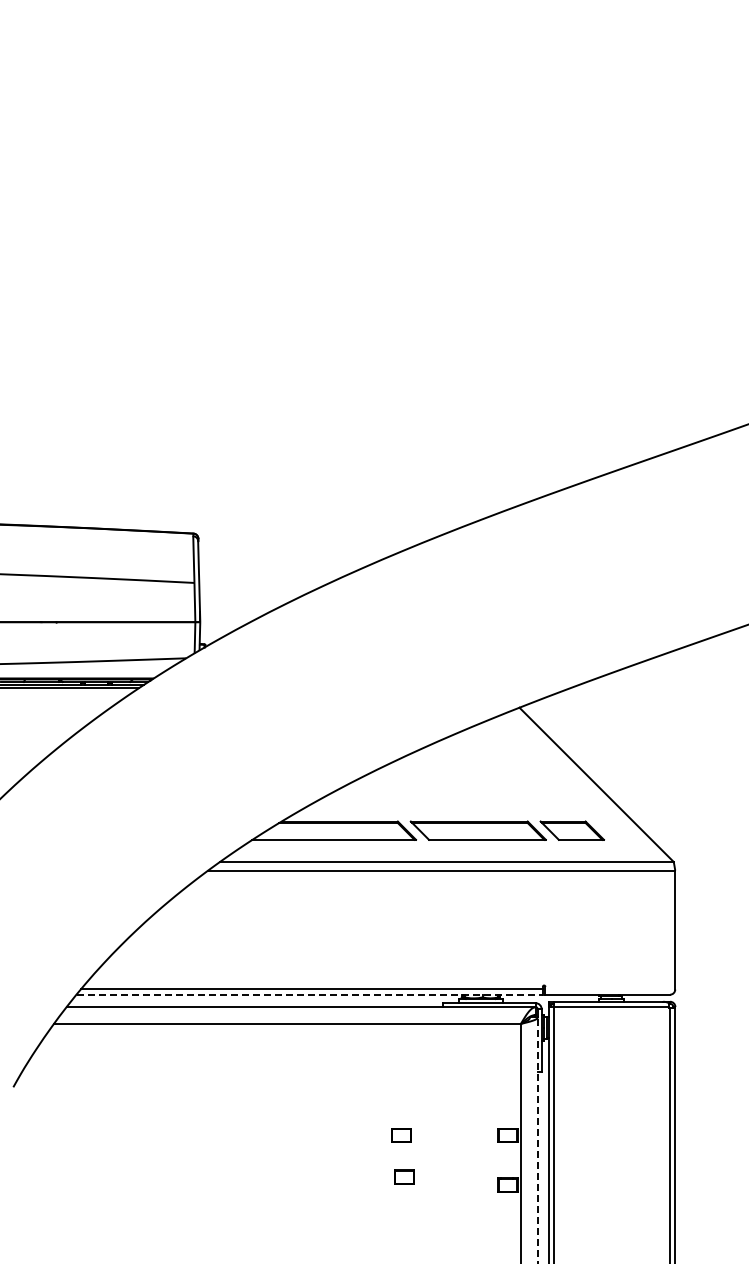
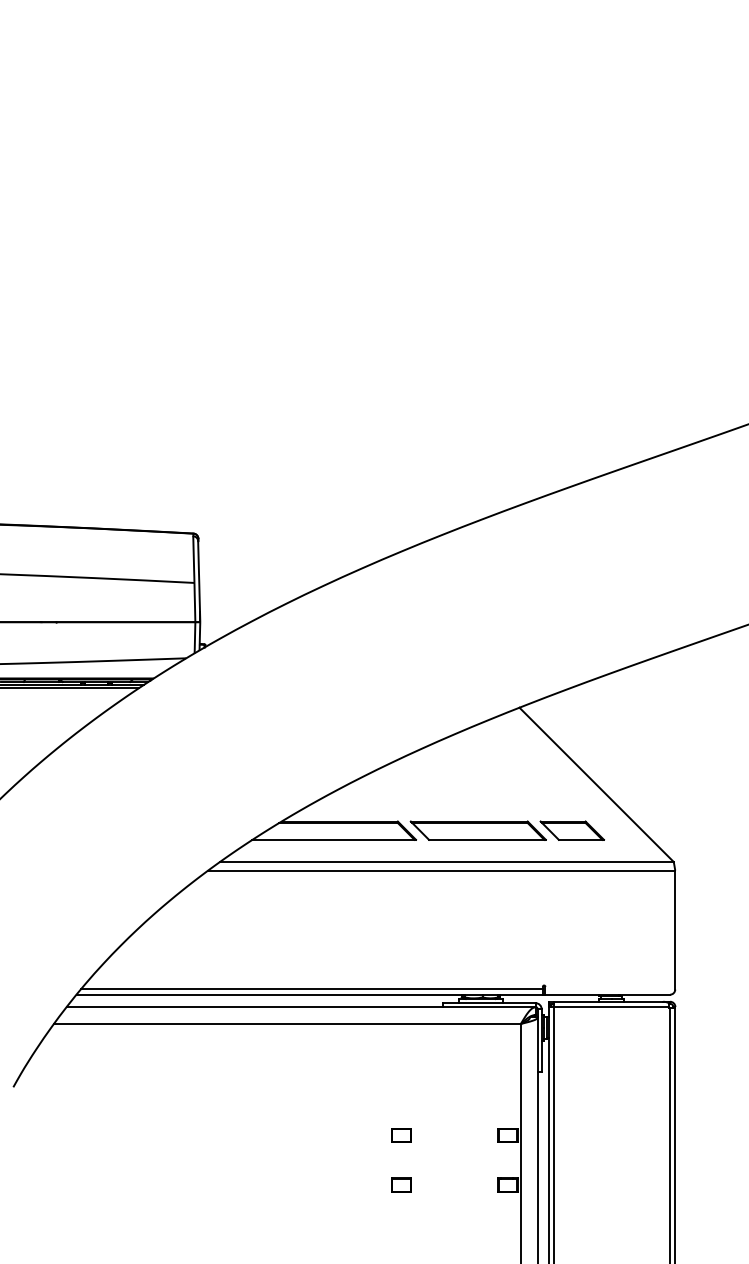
line: dashed -> solid (310, 994)
line: dashed -> solid (537, 1140)
part position: (404, 1176) -> (401, 1184) (401, 1184)
